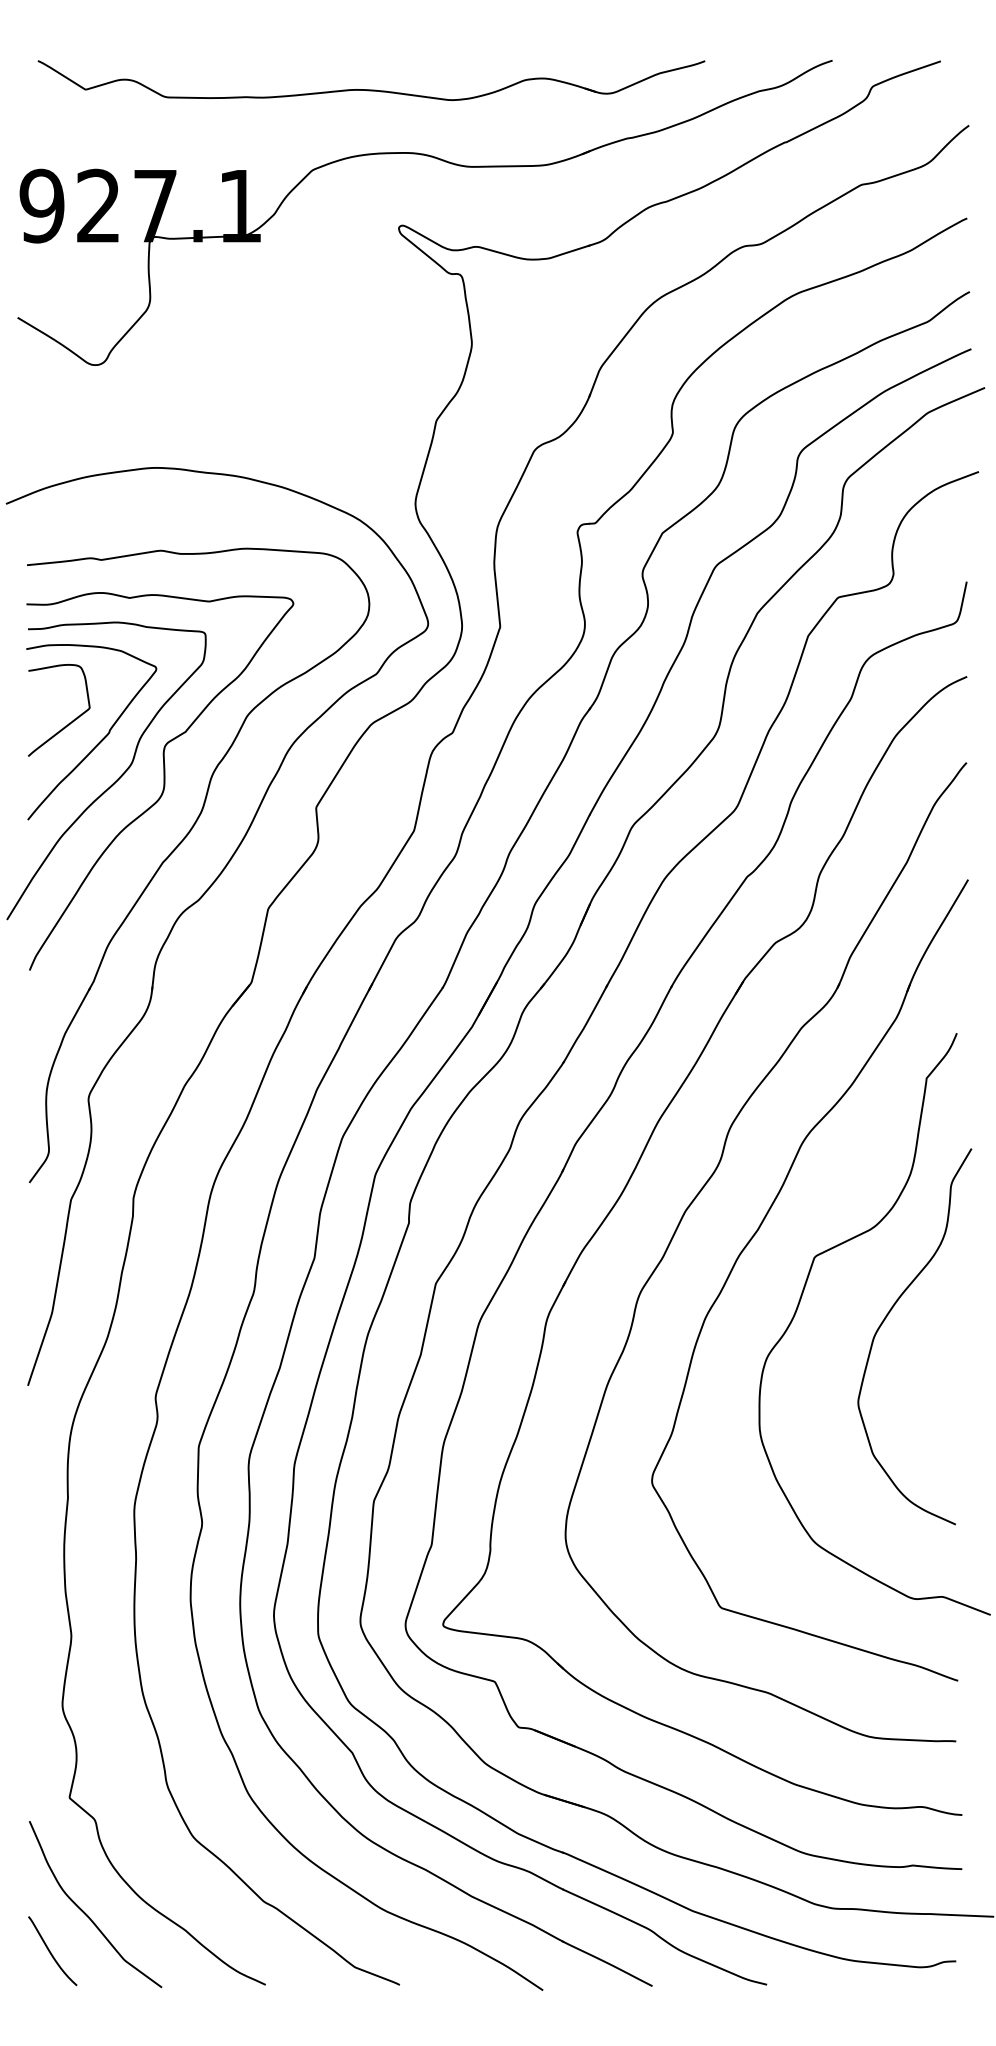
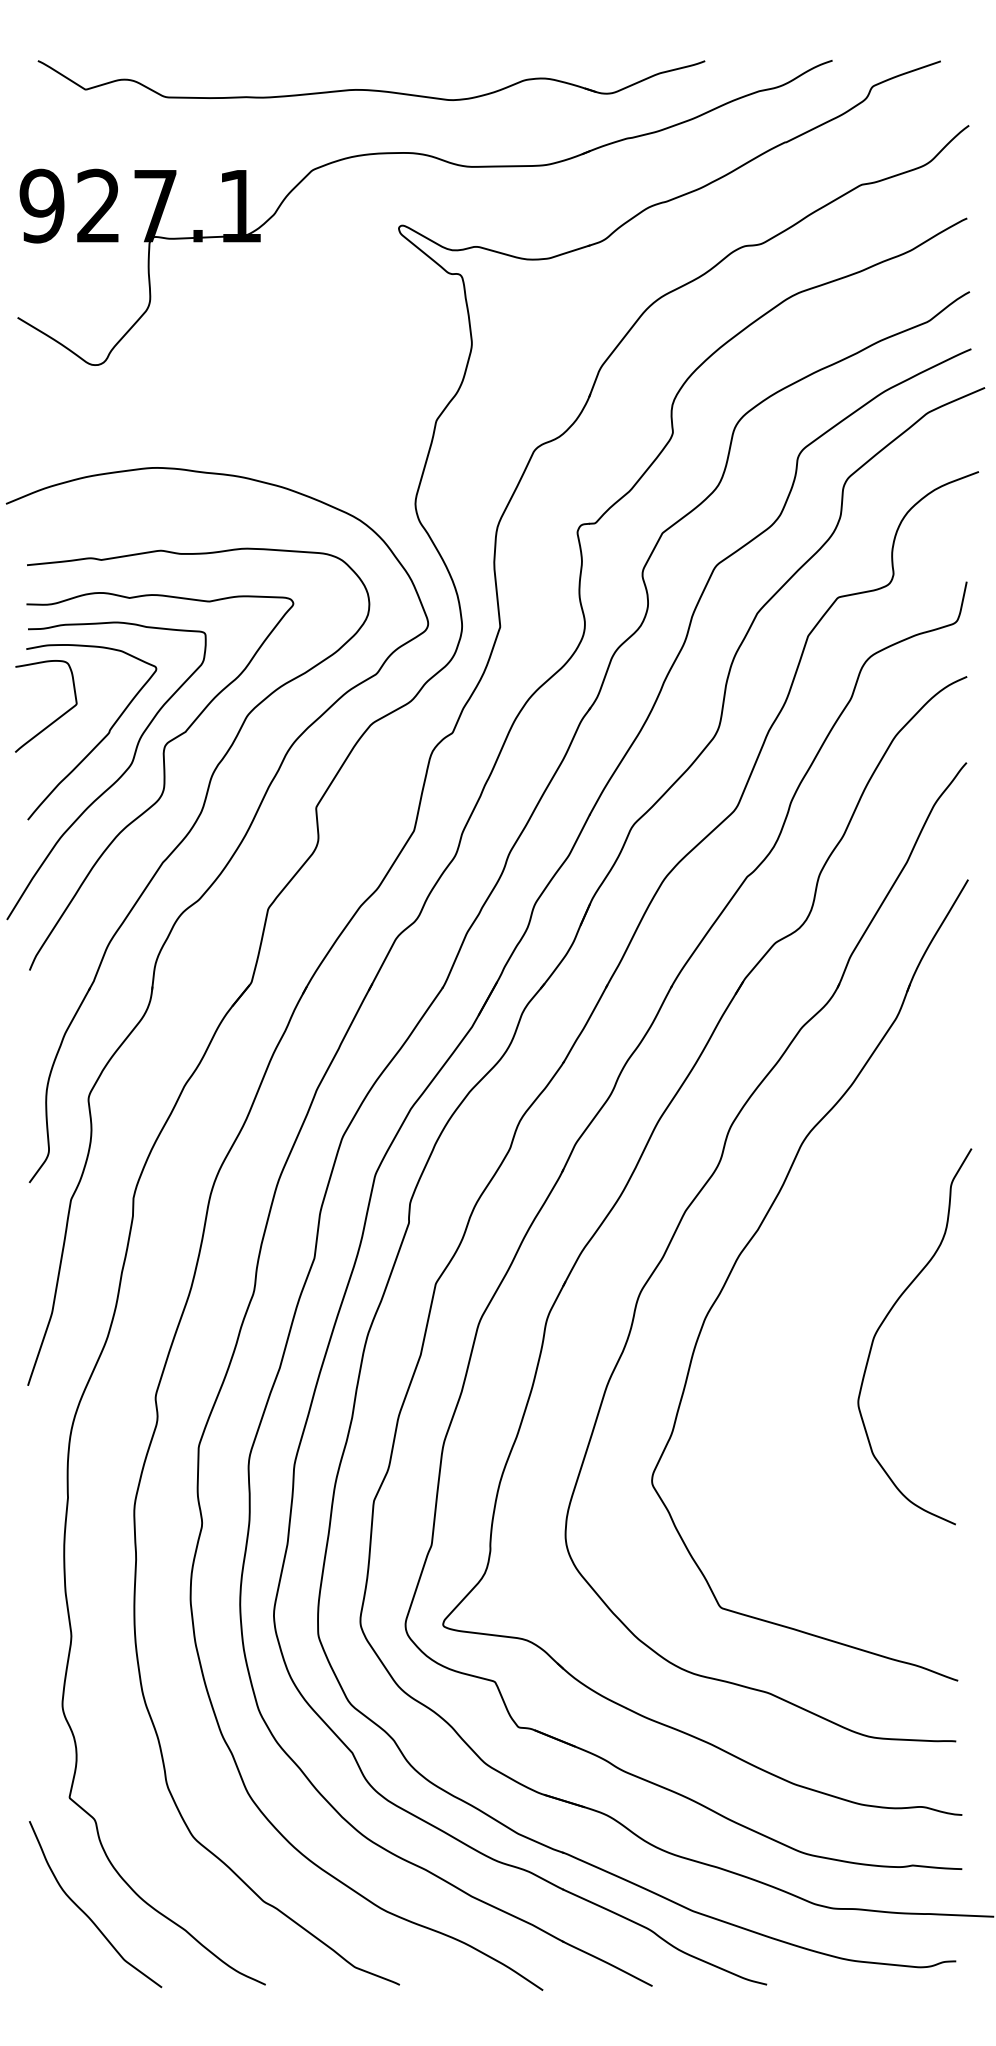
curve position: (69, 722) -> (56, 718) (56, 718)
curve: present -> none (801, 1299)
curve: present -> none (51, 1952)
